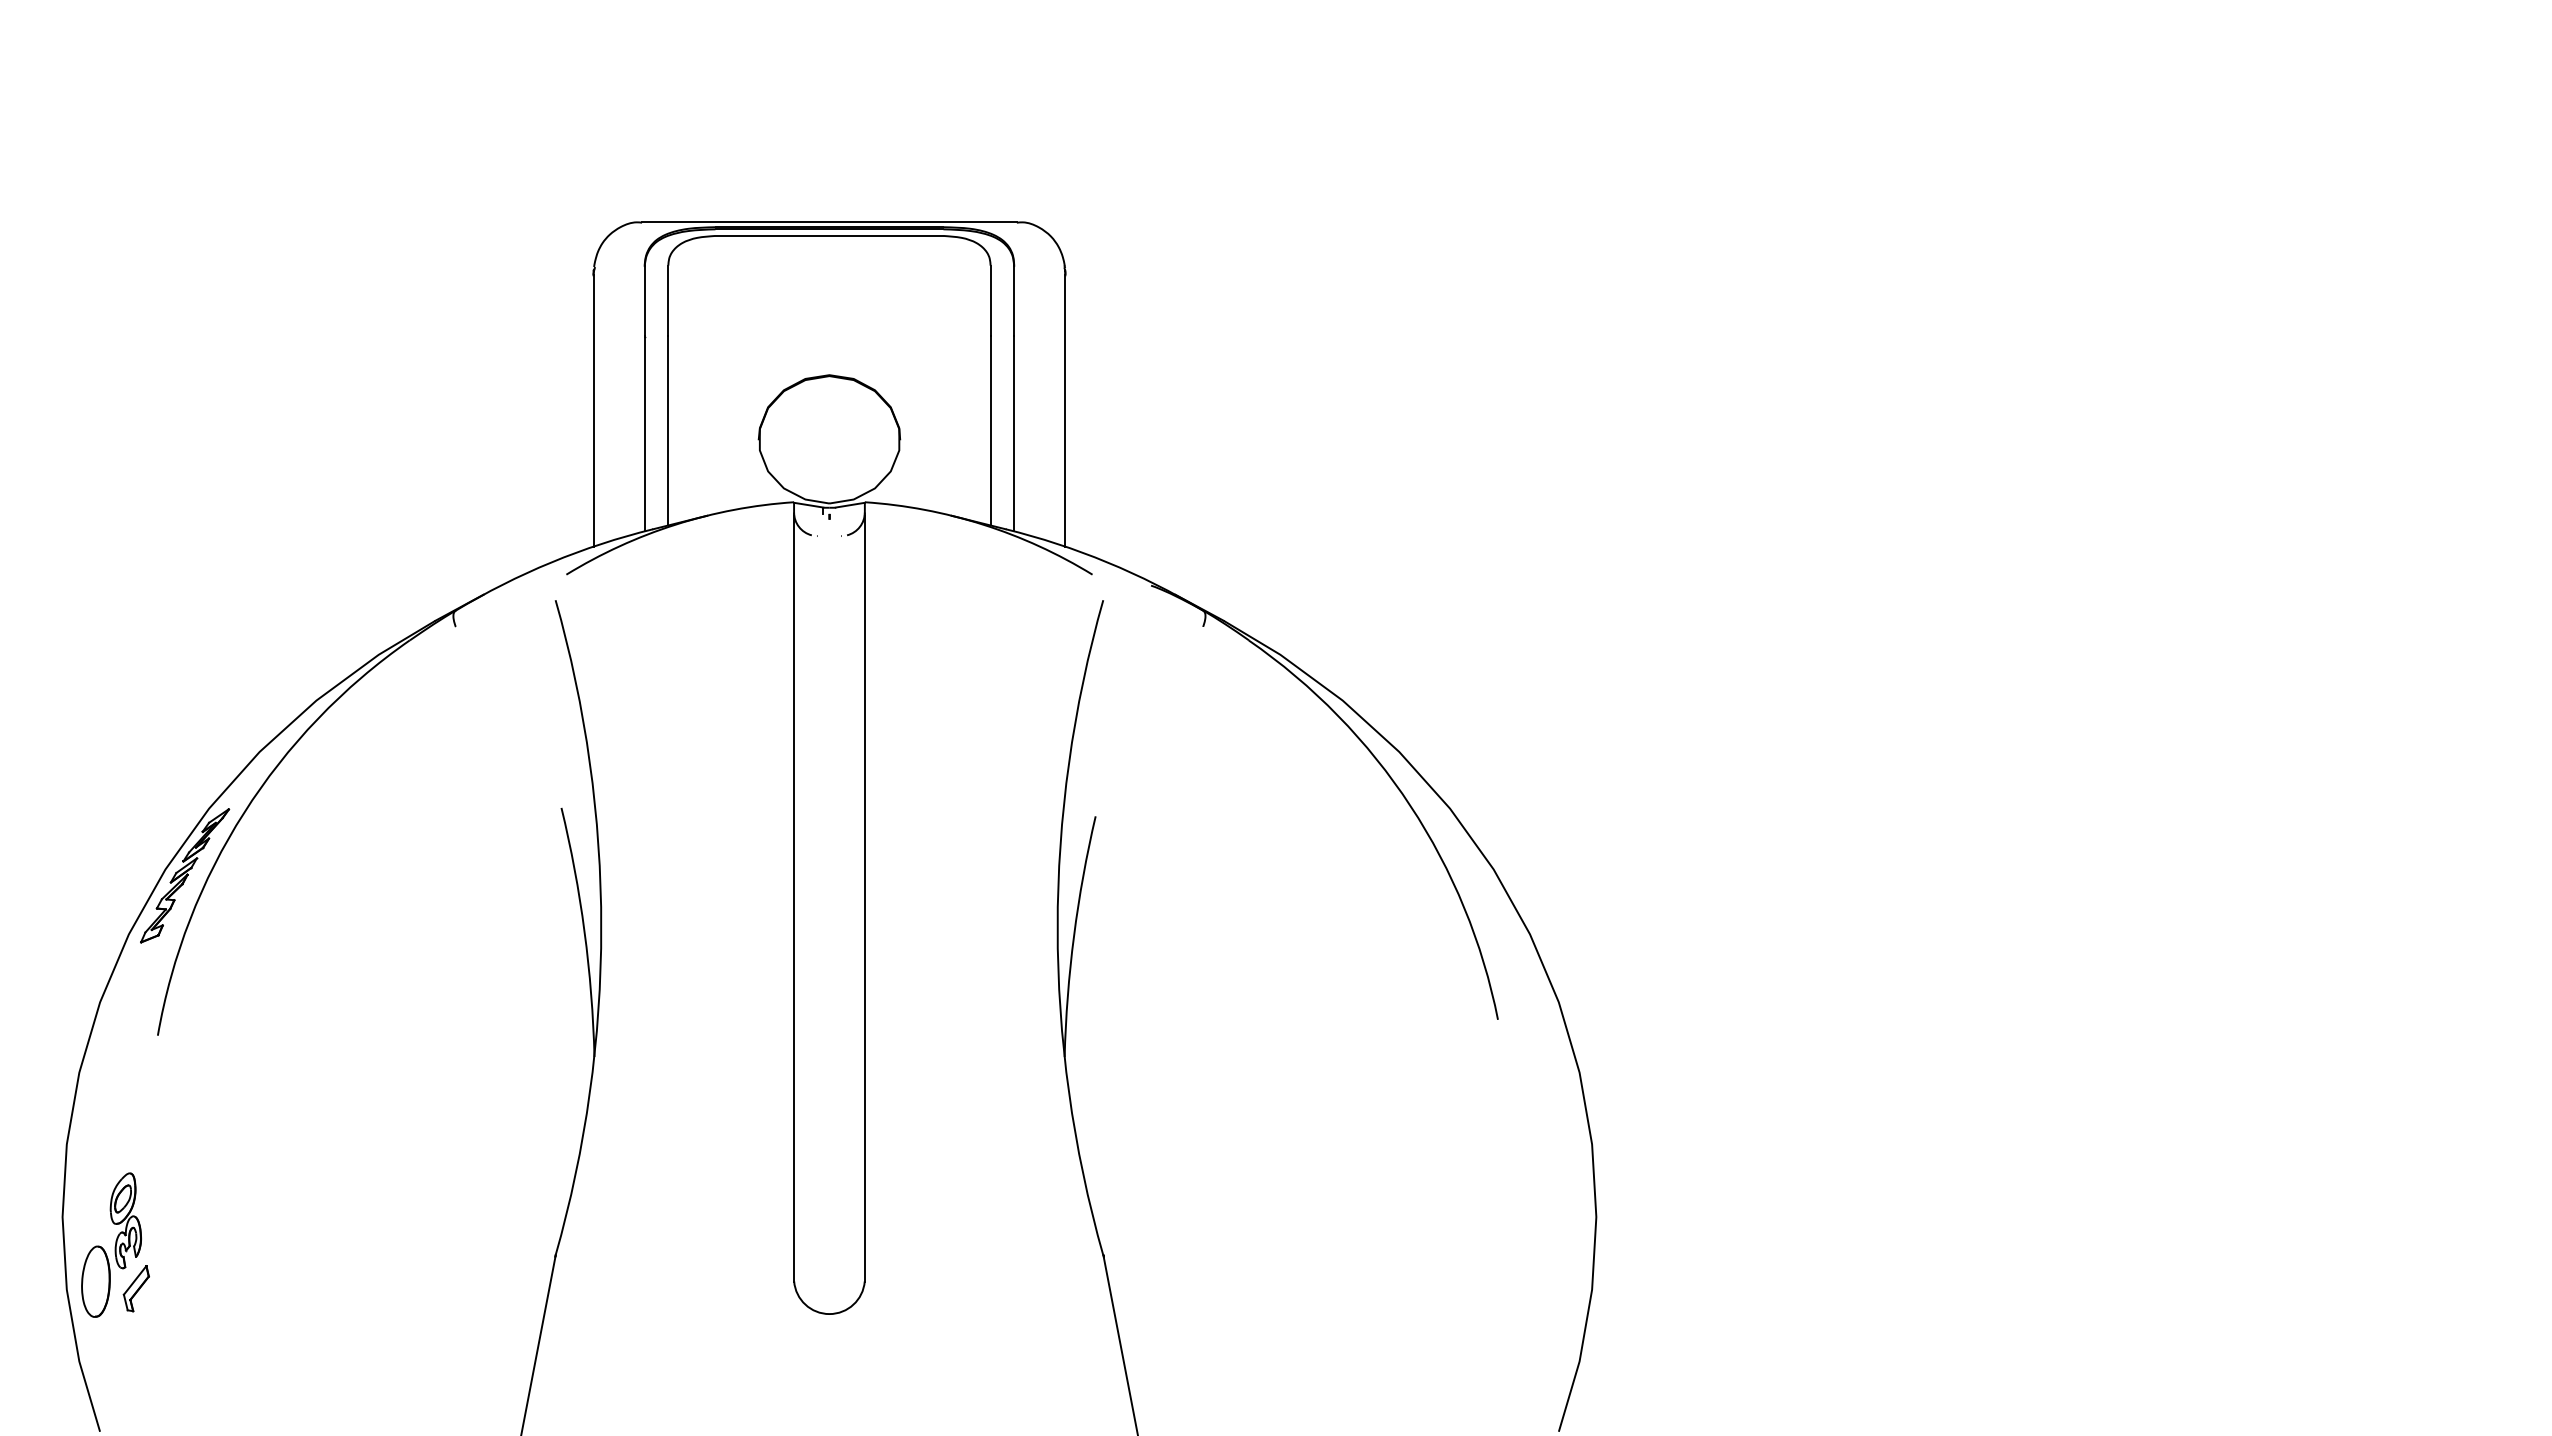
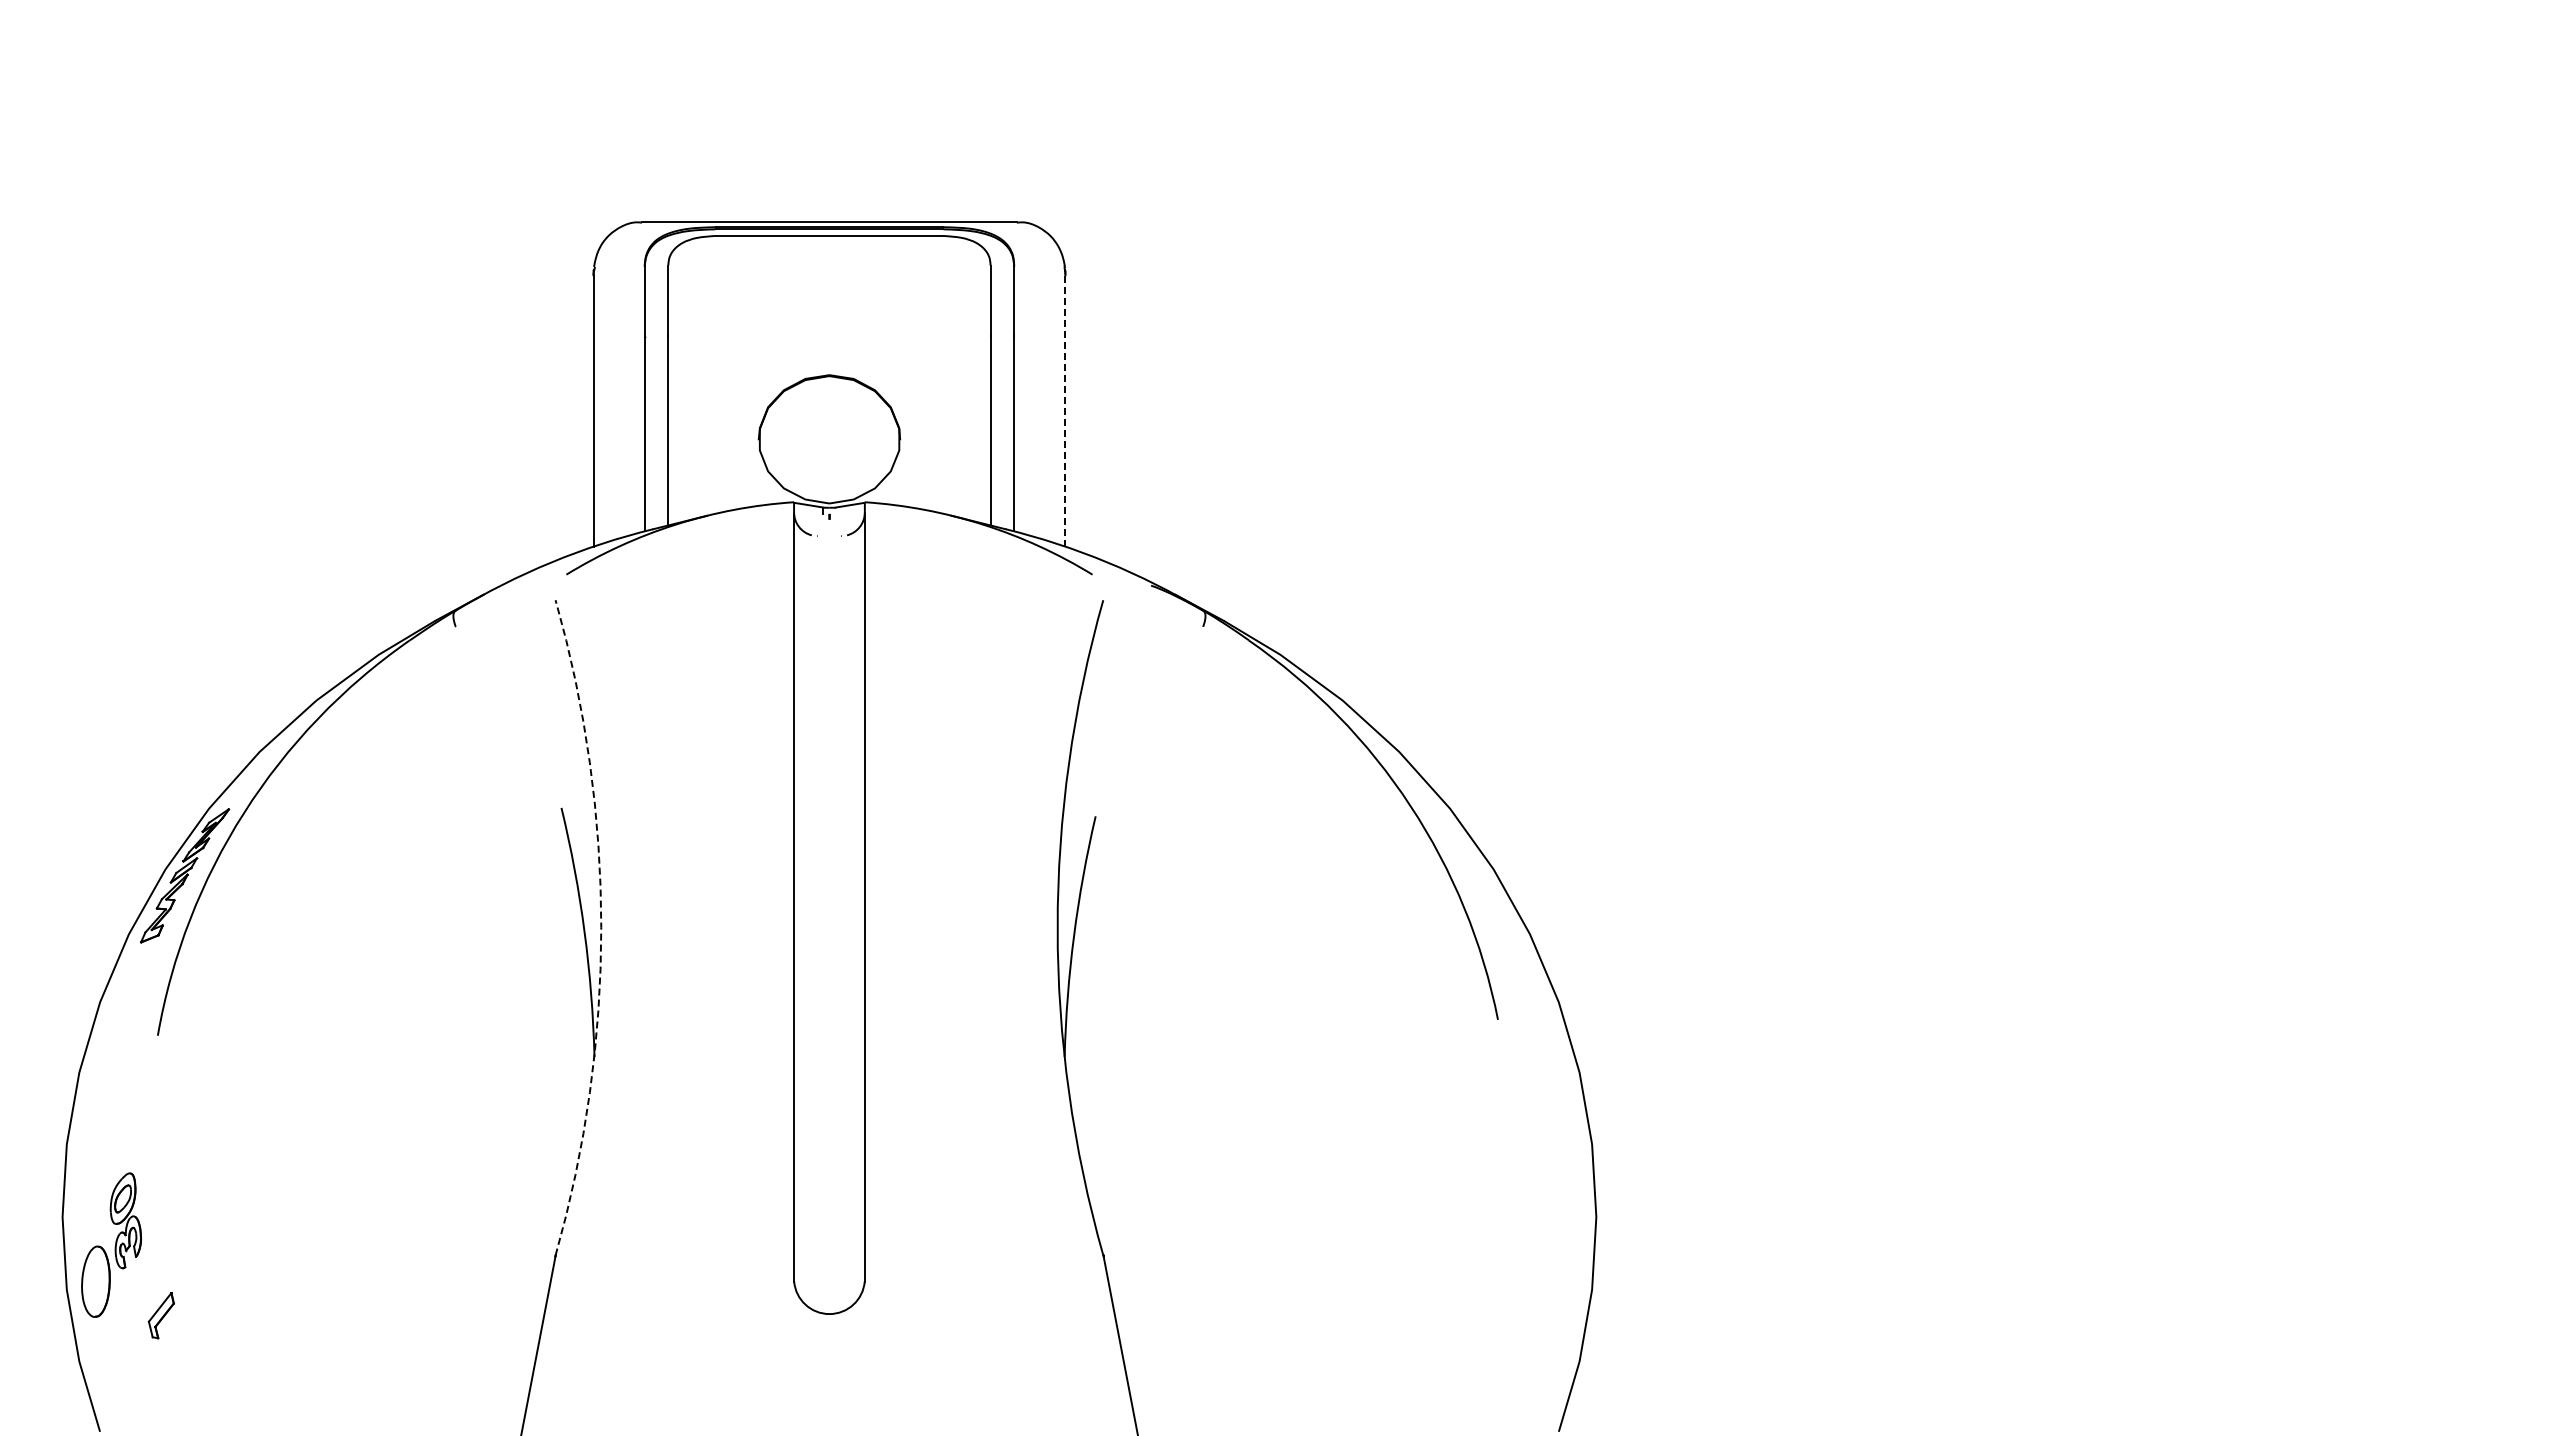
line: solid -> dashed (1065, 411)
arc: solid -> dashed (601, 927)
part position: (135, 1288) -> (160, 1315) (160, 1315)
